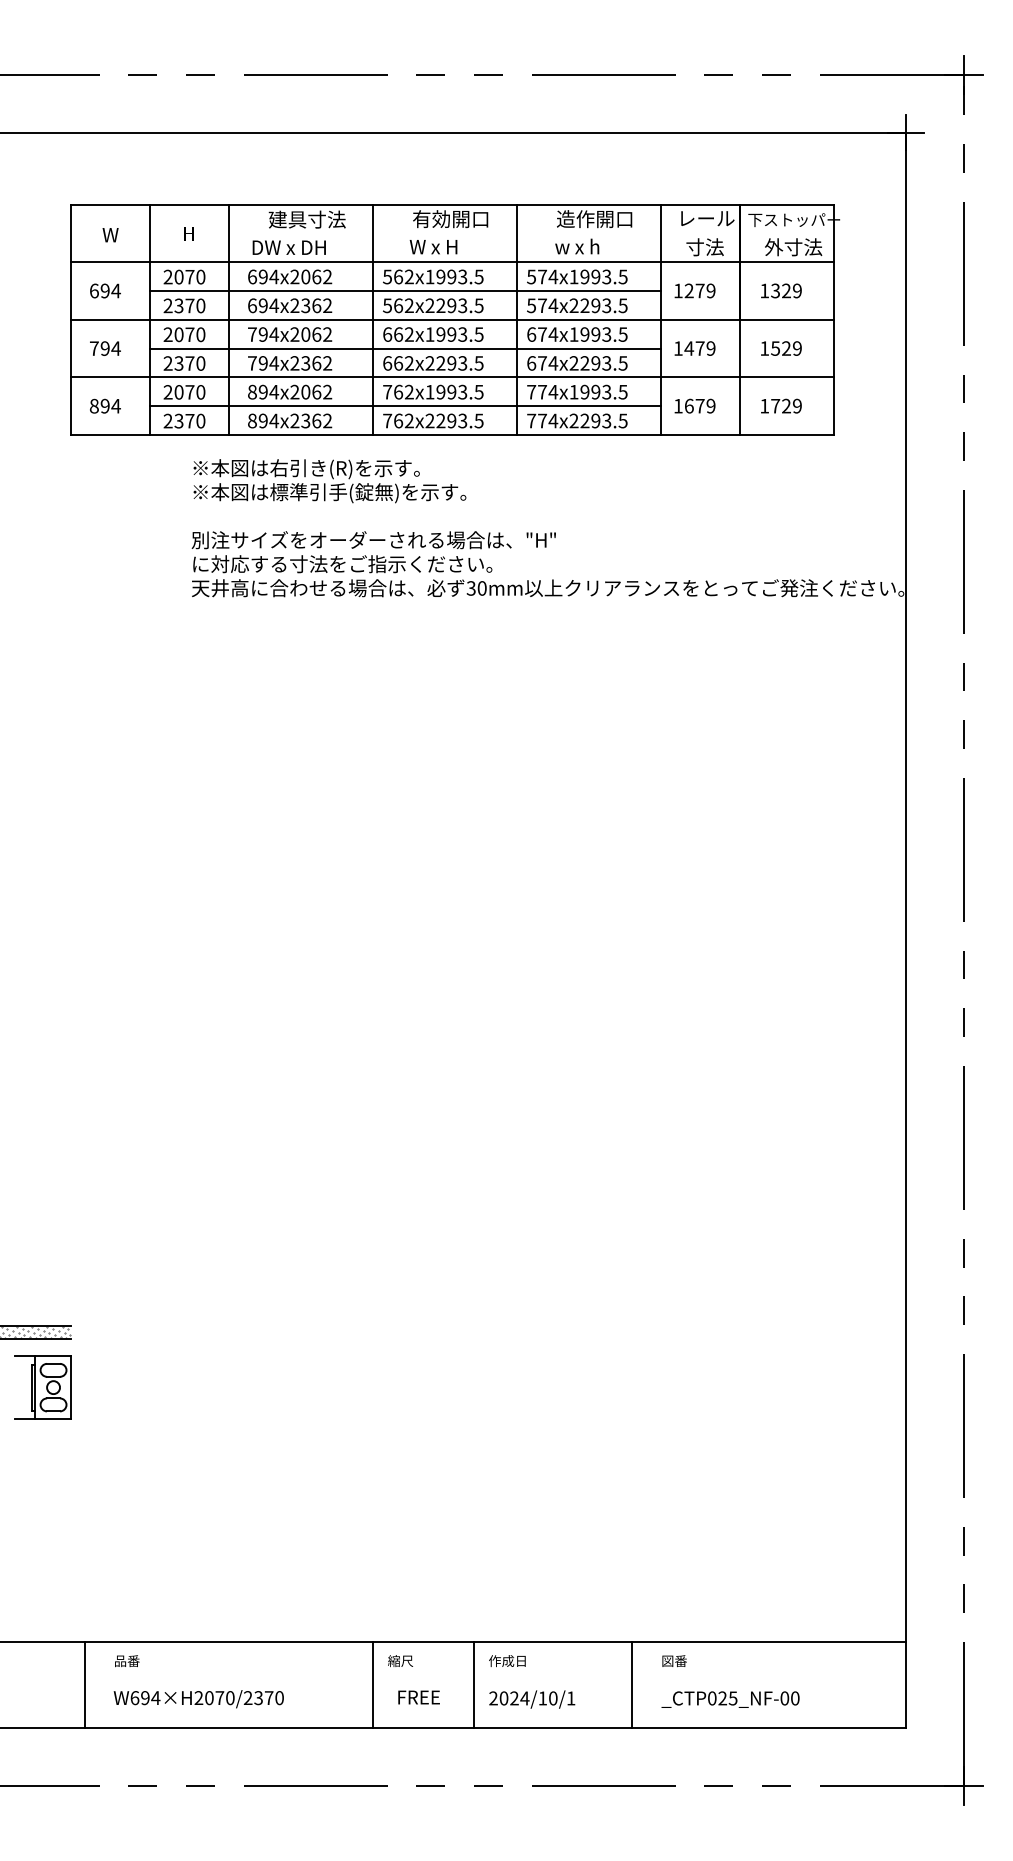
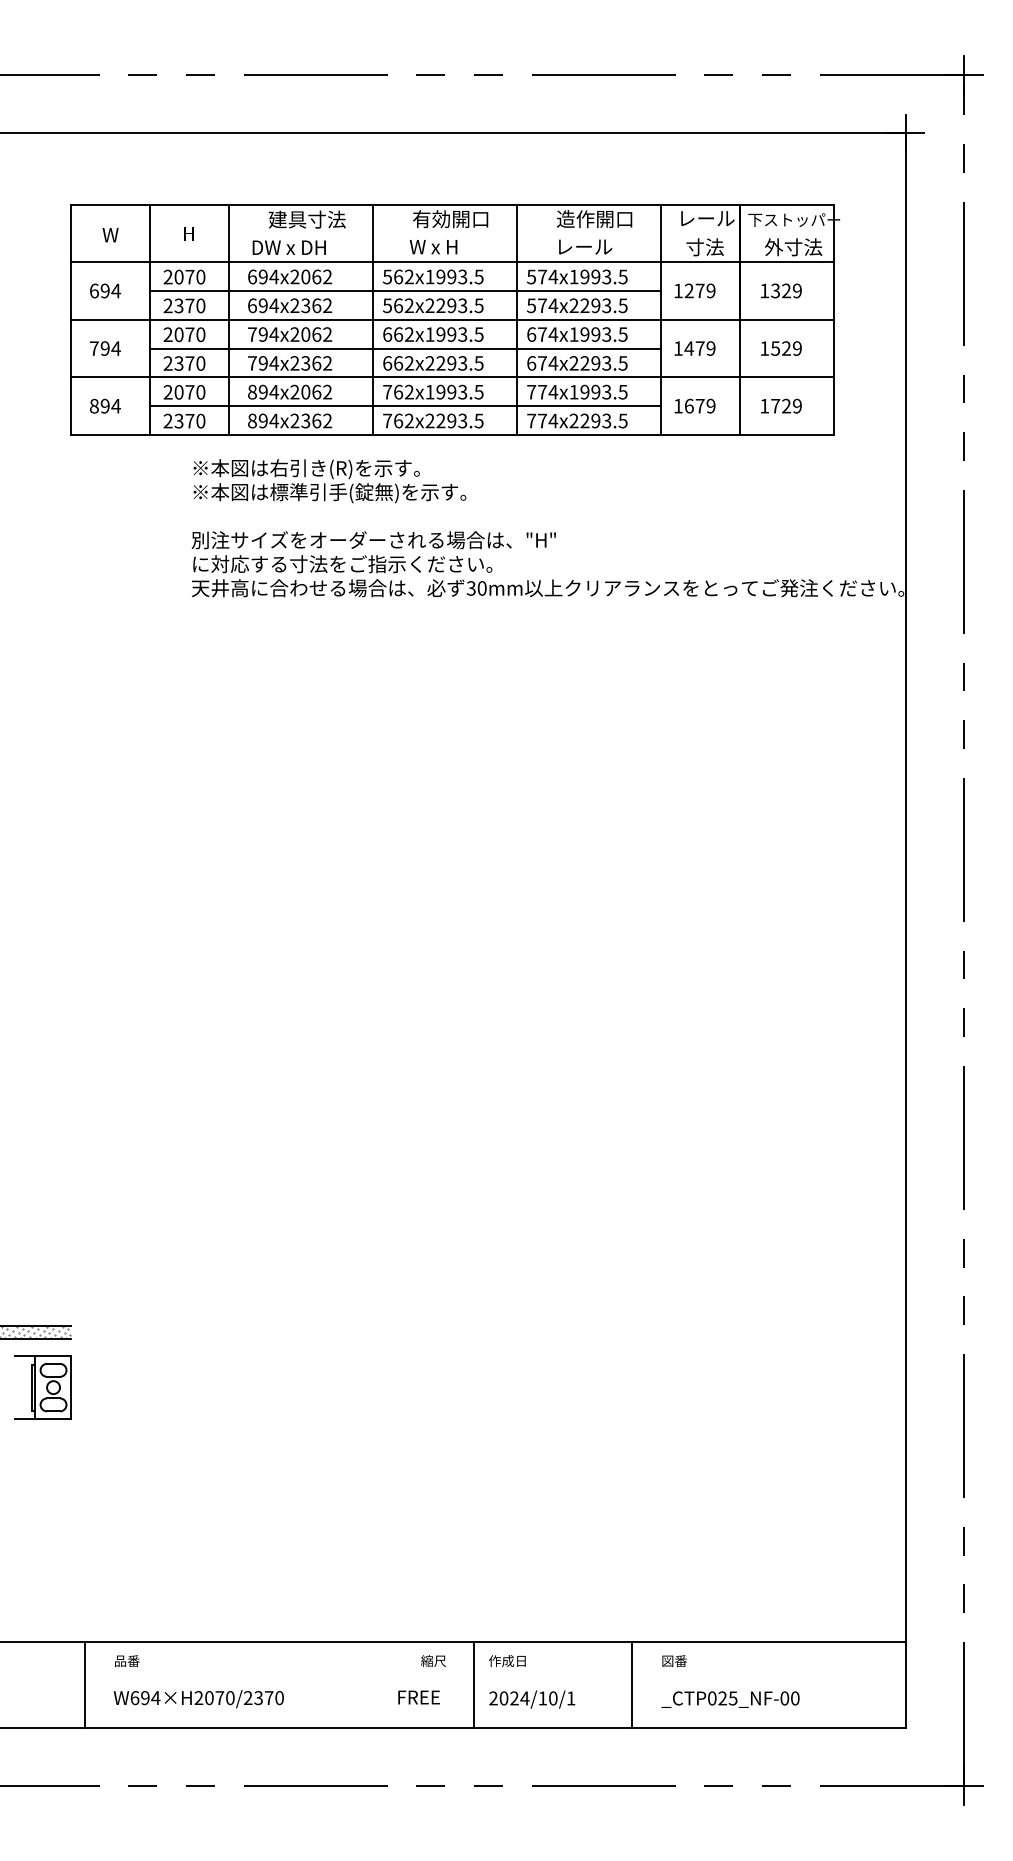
text: w x h -> レール (583, 246)
text position: (400, 1661) -> (433, 1661) (433, 1661)
line: present -> none (373, 1685)
